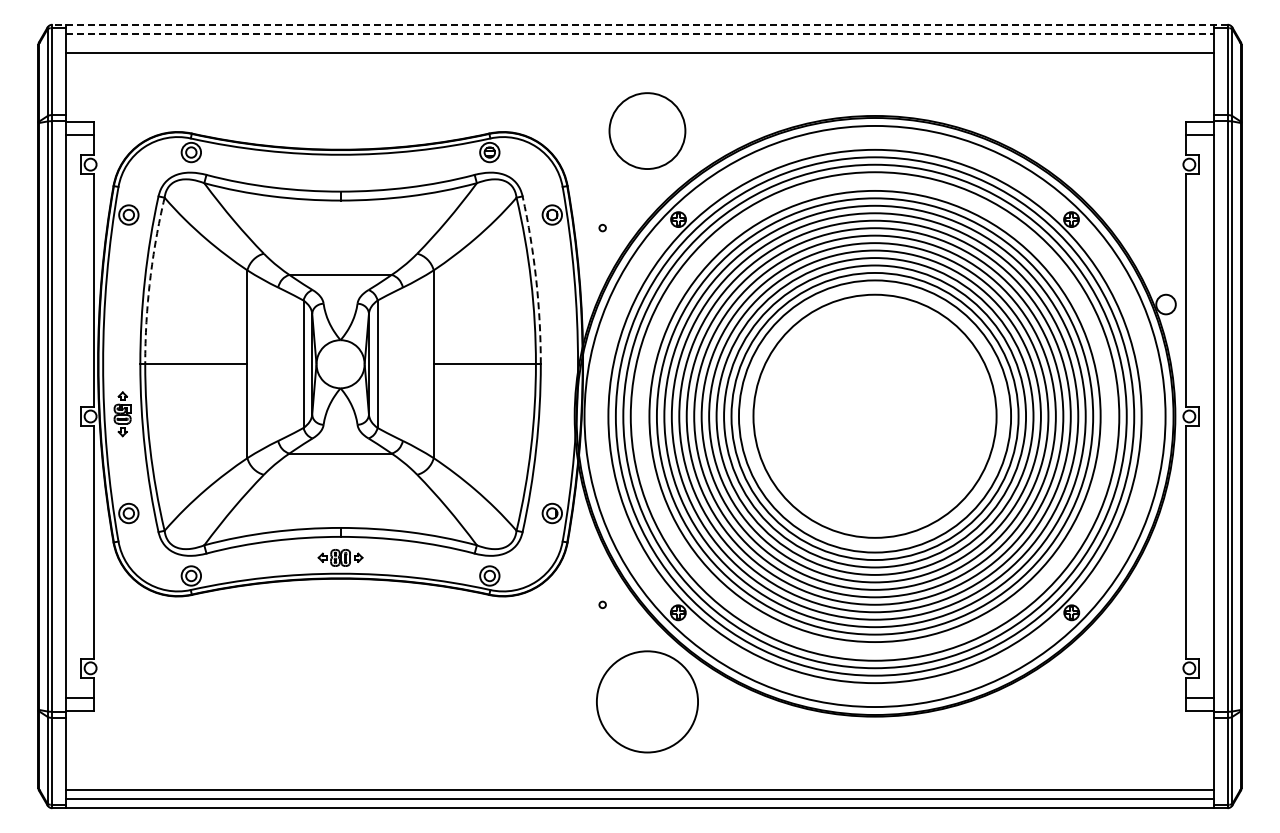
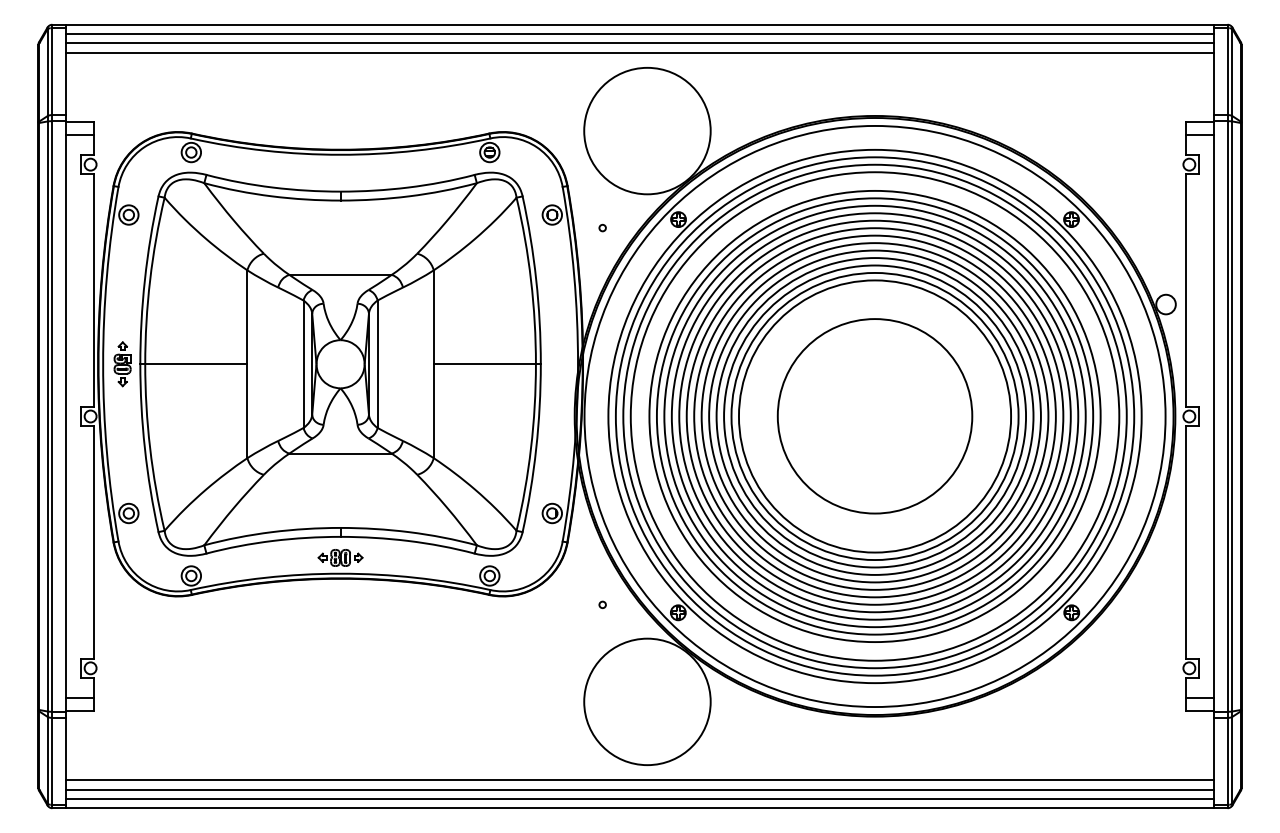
line: dashed -> solid (639, 24)
line: dashed -> solid (640, 34)
line: none -> present (639, 43)
circle diameter: 76 px -> 126 px (647, 130)
arc: dashed -> solid (536, 279)
arc: dashed -> solid (150, 280)
part position: (122, 414) -> (122, 364) (122, 364)
circle diameter: 243 px -> 194 px (874, 416)
circle diameter: 101 px -> 126 px (647, 701)
line: none -> present (639, 780)
